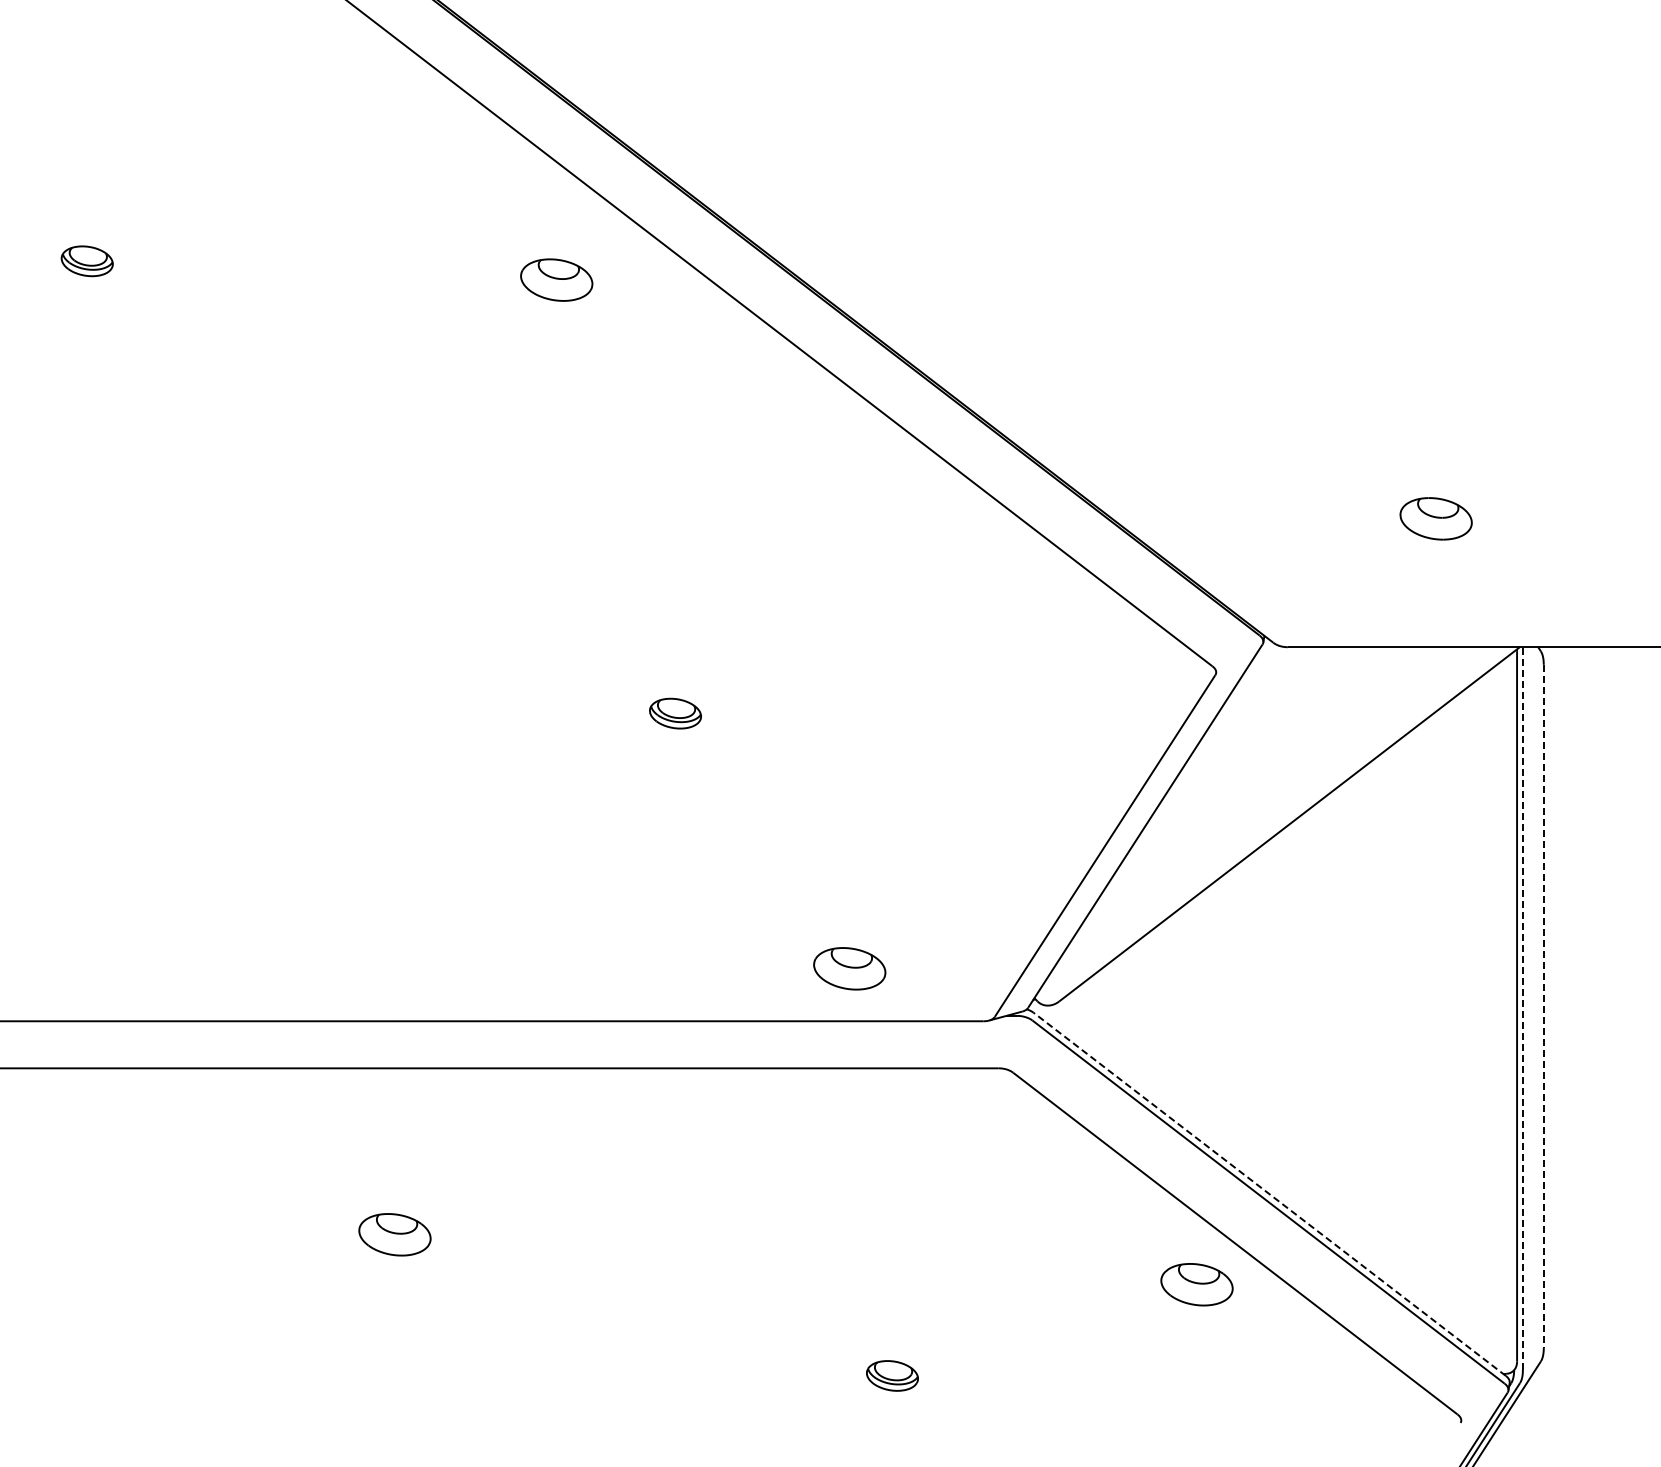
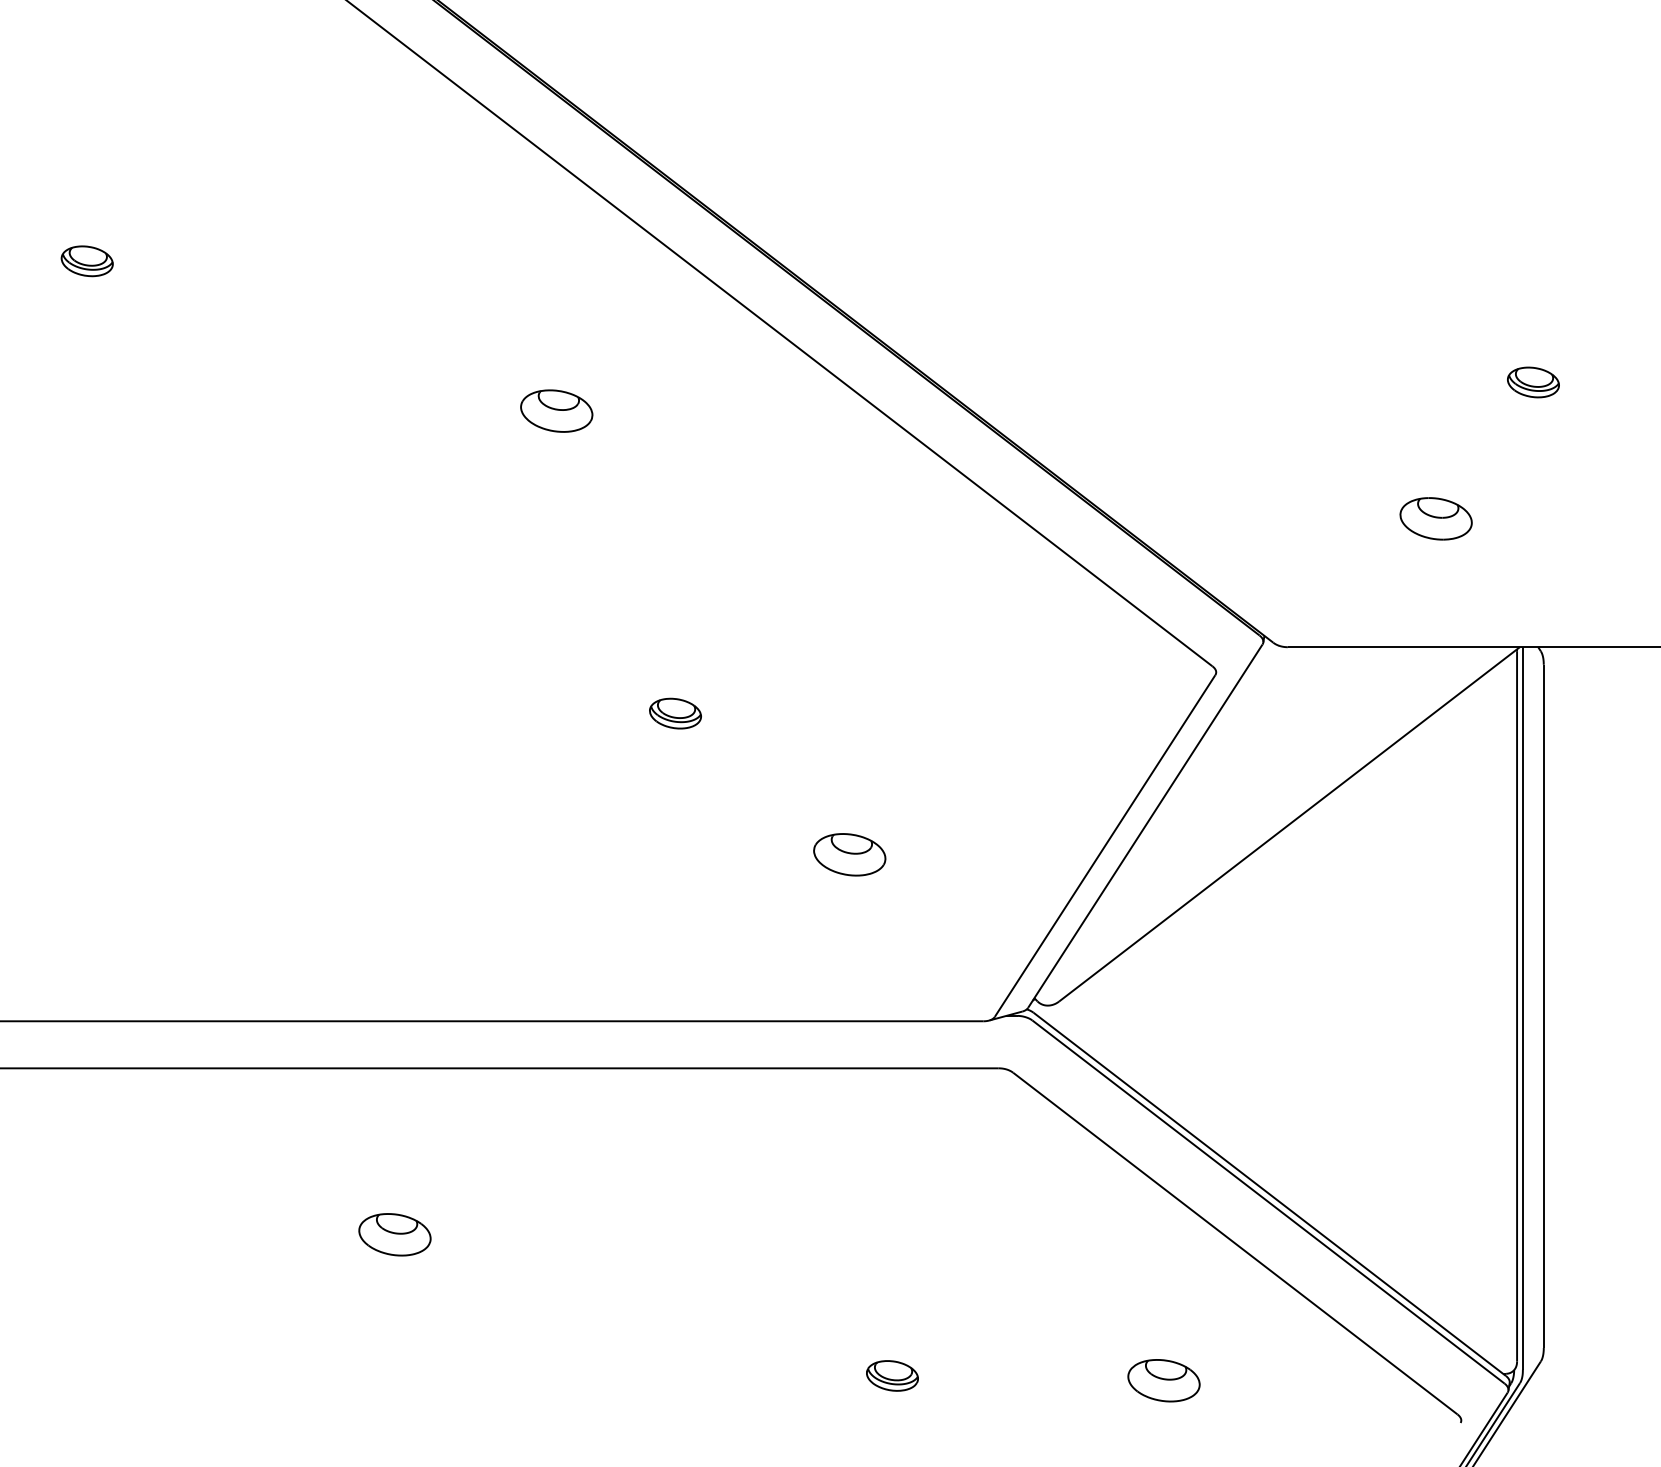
part position: (556, 279) -> (556, 410) (556, 410)
part: none -> present (1533, 382)
part position: (849, 968) -> (849, 854) (849, 854)
line: dashed -> solid (1543, 1006)
line: dashed -> solid (1522, 1007)
line: dashed -> solid (1269, 1194)
part position: (1196, 1284) -> (1163, 1380) (1163, 1380)
